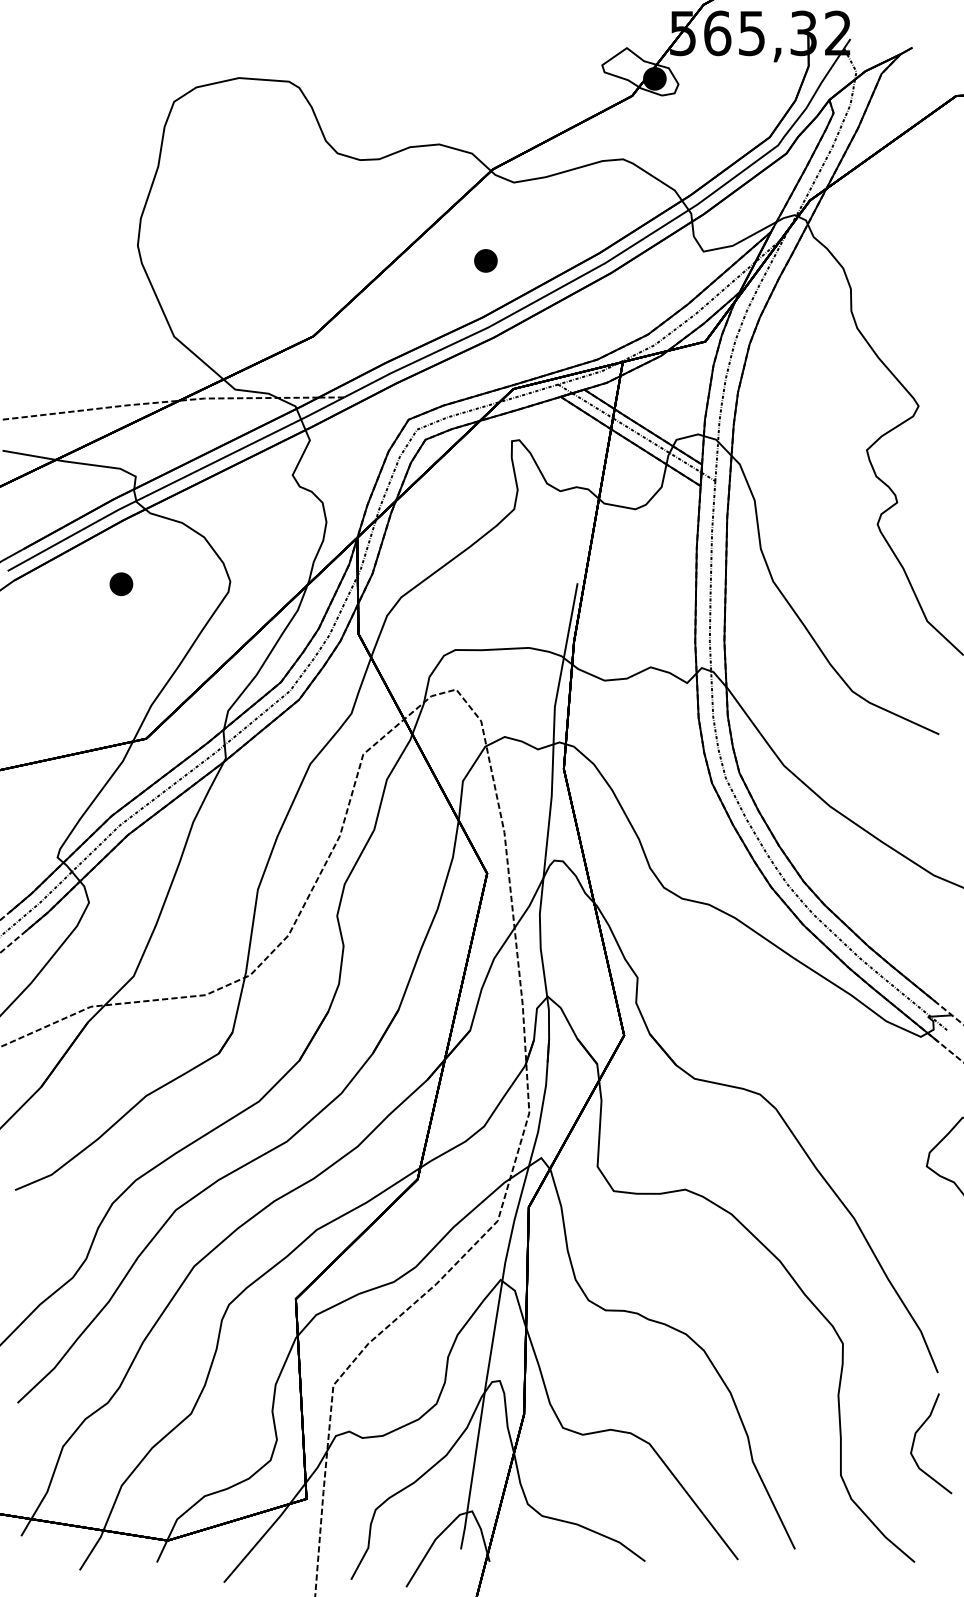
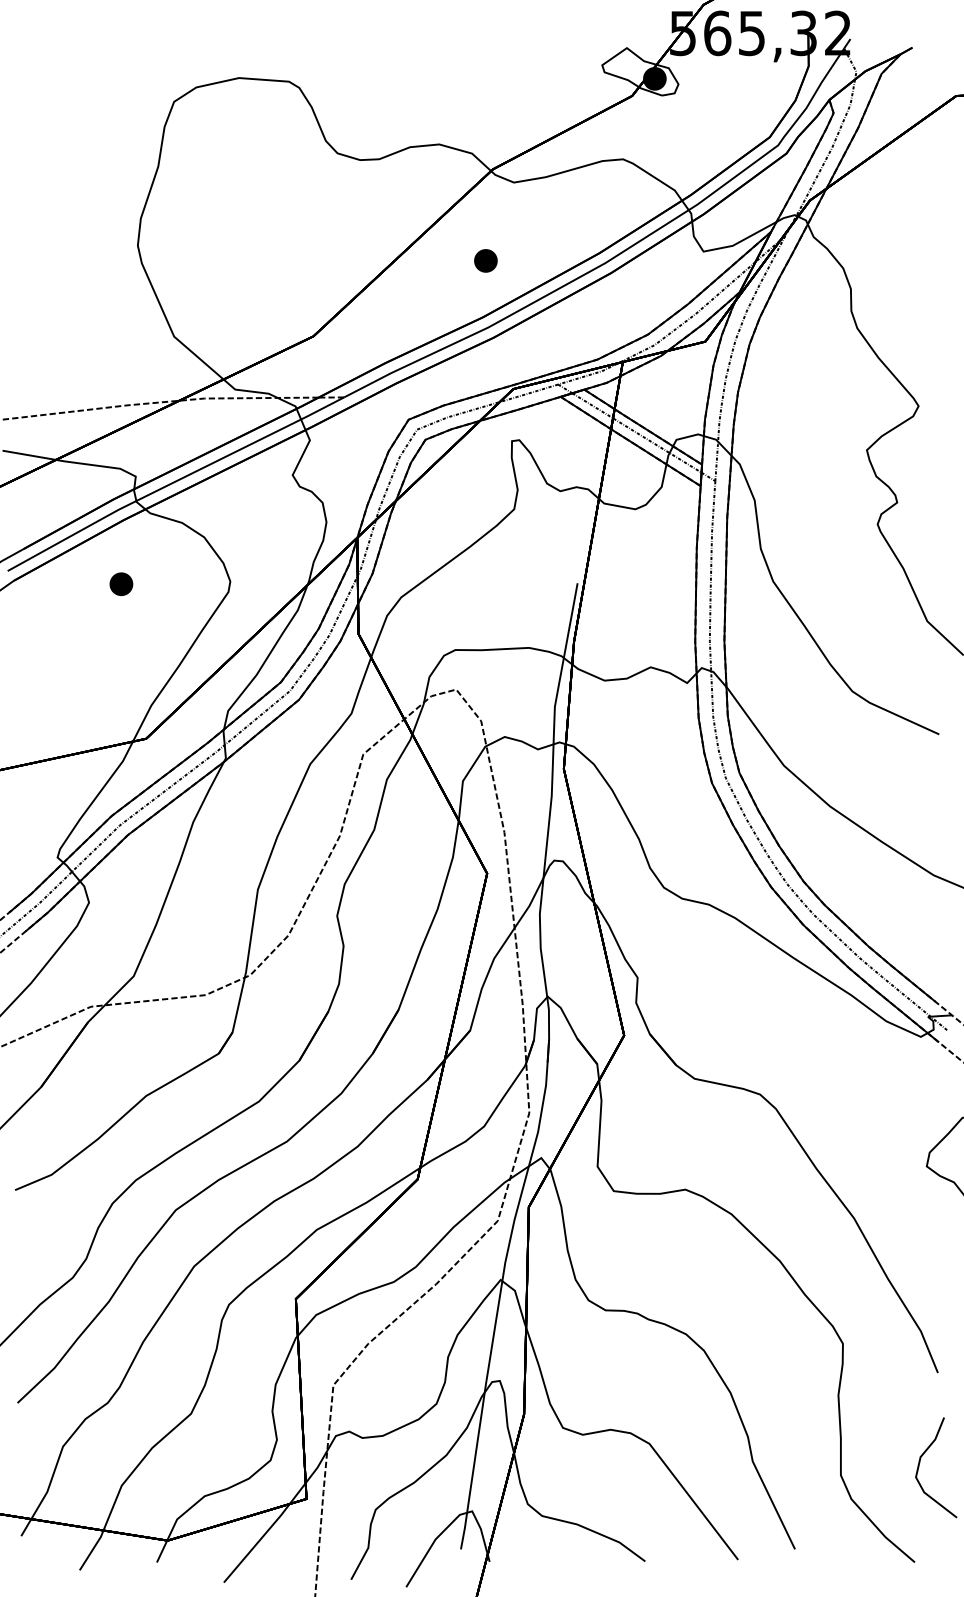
curve position: (915, 1439) -> (920, 1463) (920, 1463)
